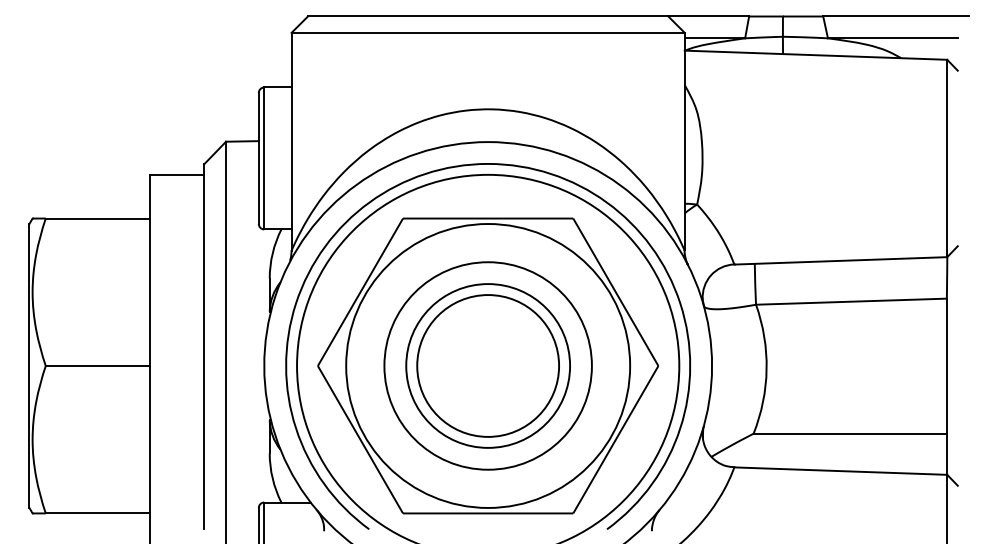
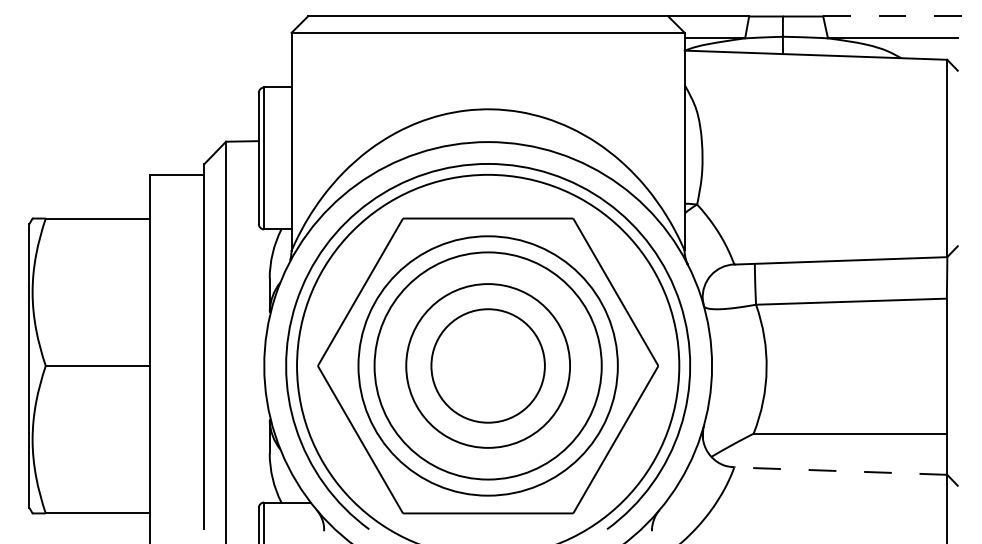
line: solid -> dashed (895, 16)
circle diameter: 208 px -> 259 px (487, 365)
circle diameter: 142 px -> 113 px (487, 365)
circle diameter: 284 px -> 227 px (487, 365)
line: solid -> dashed (840, 471)
